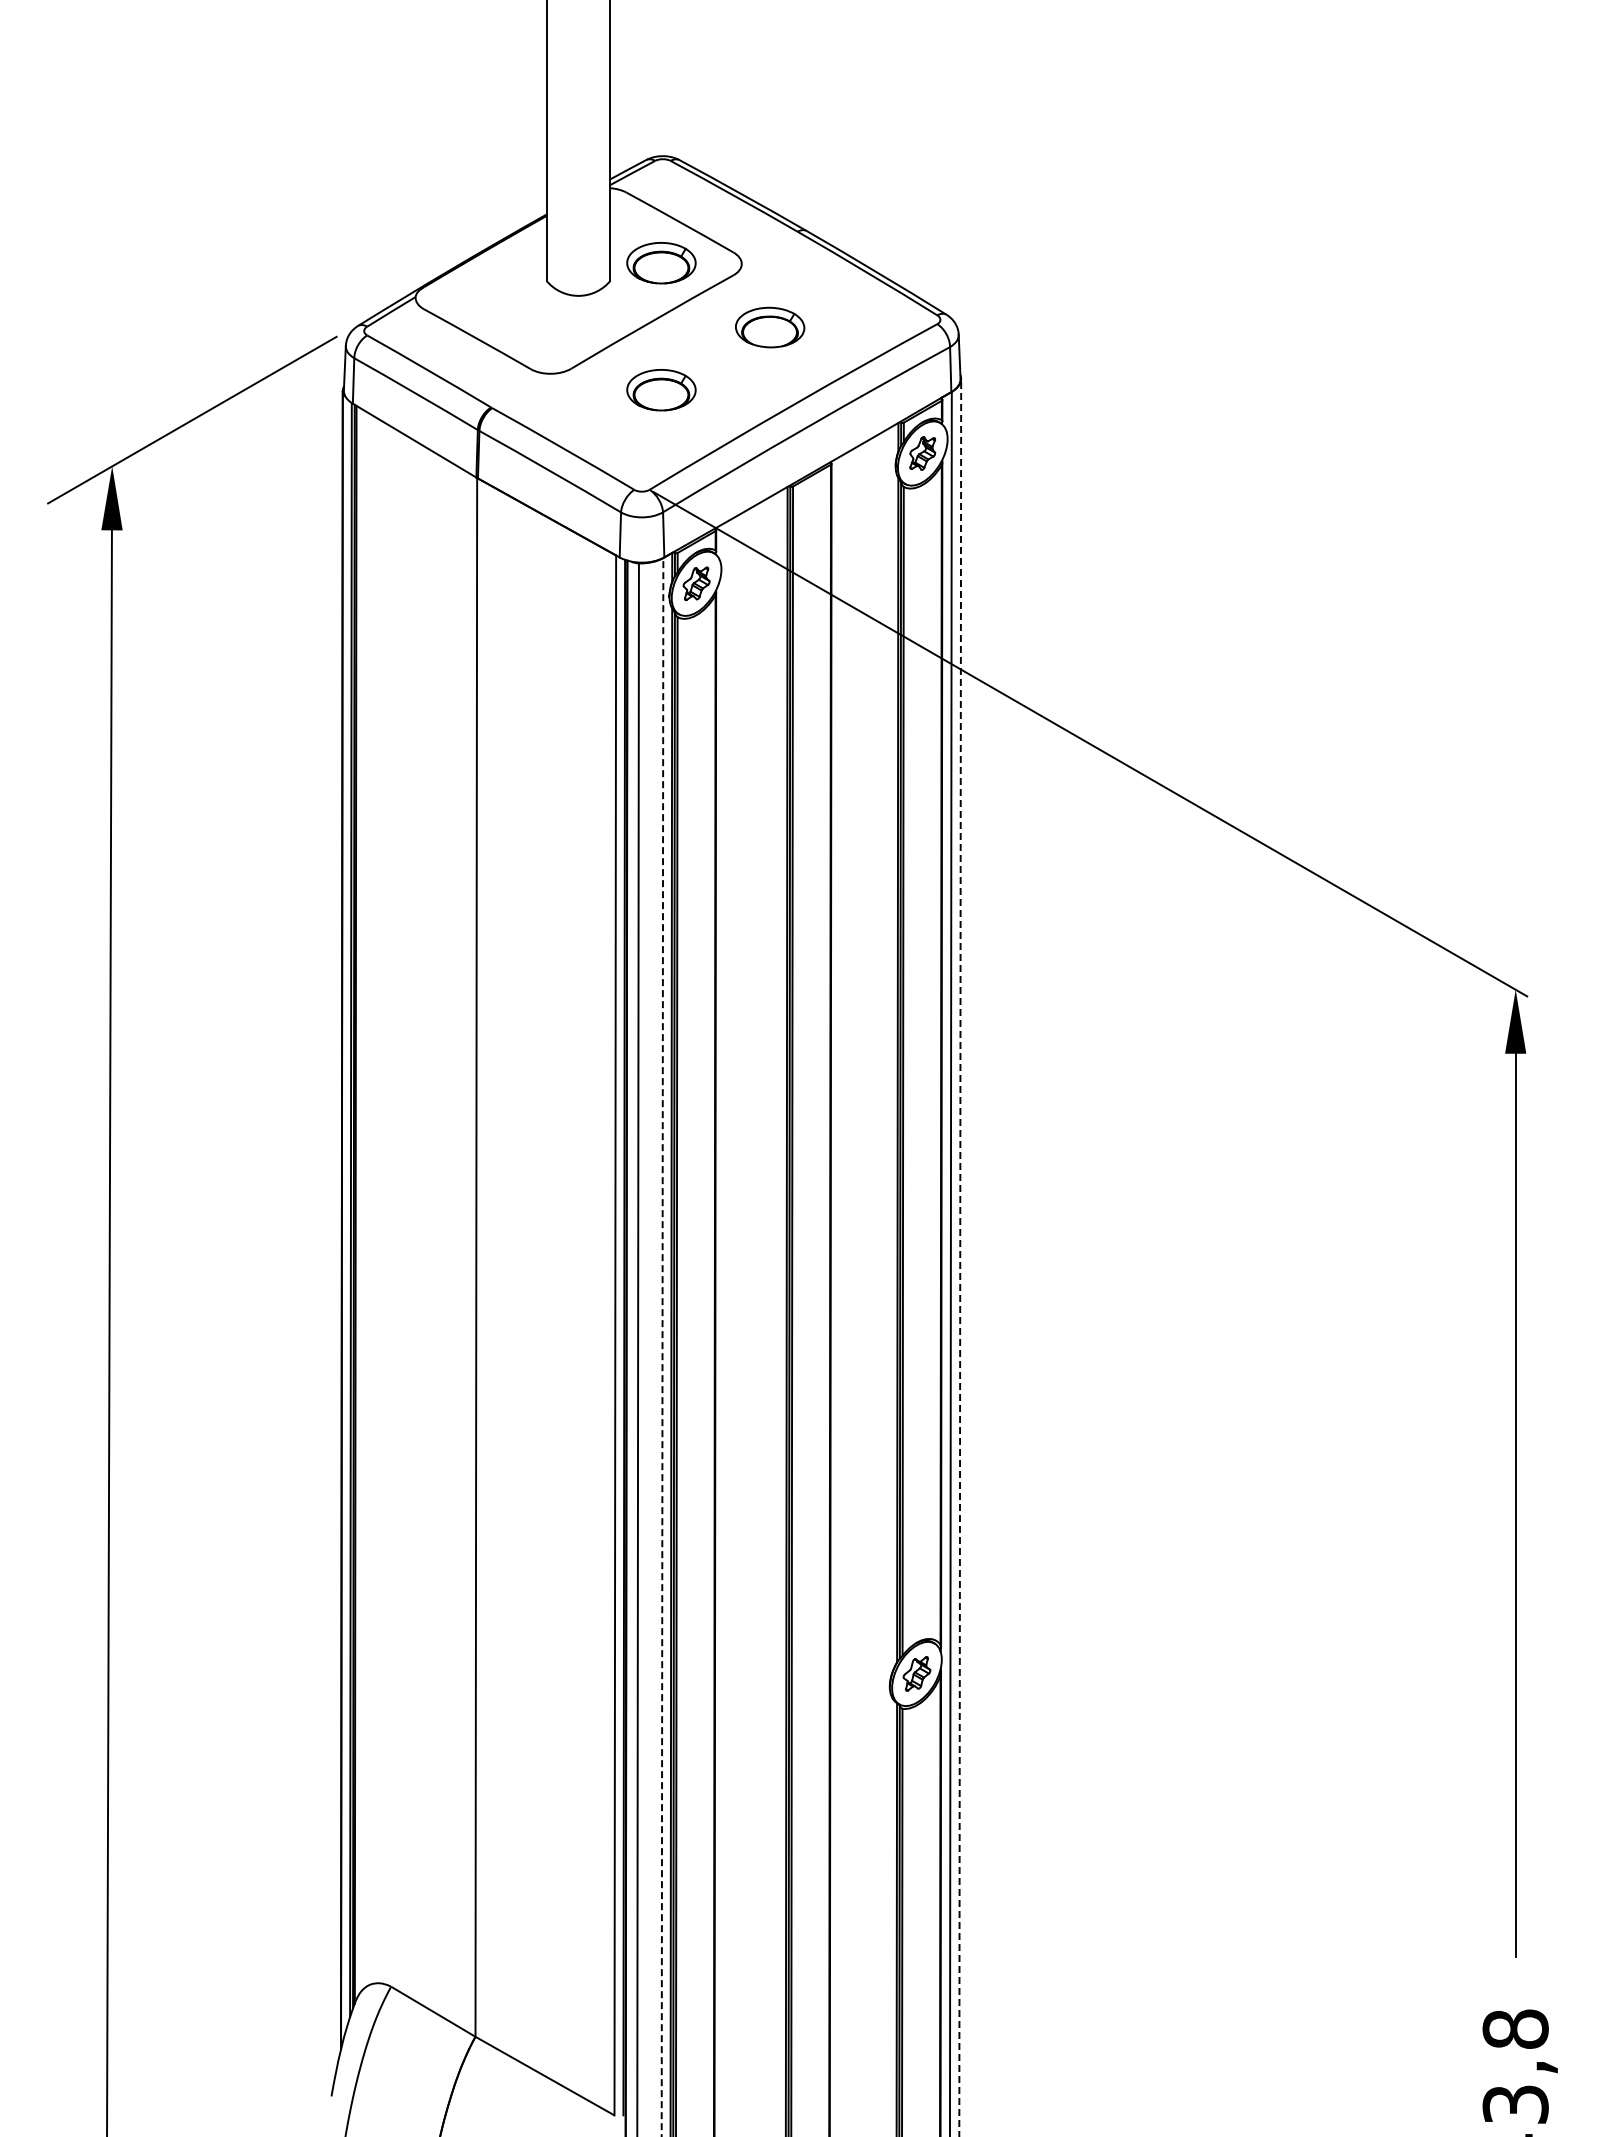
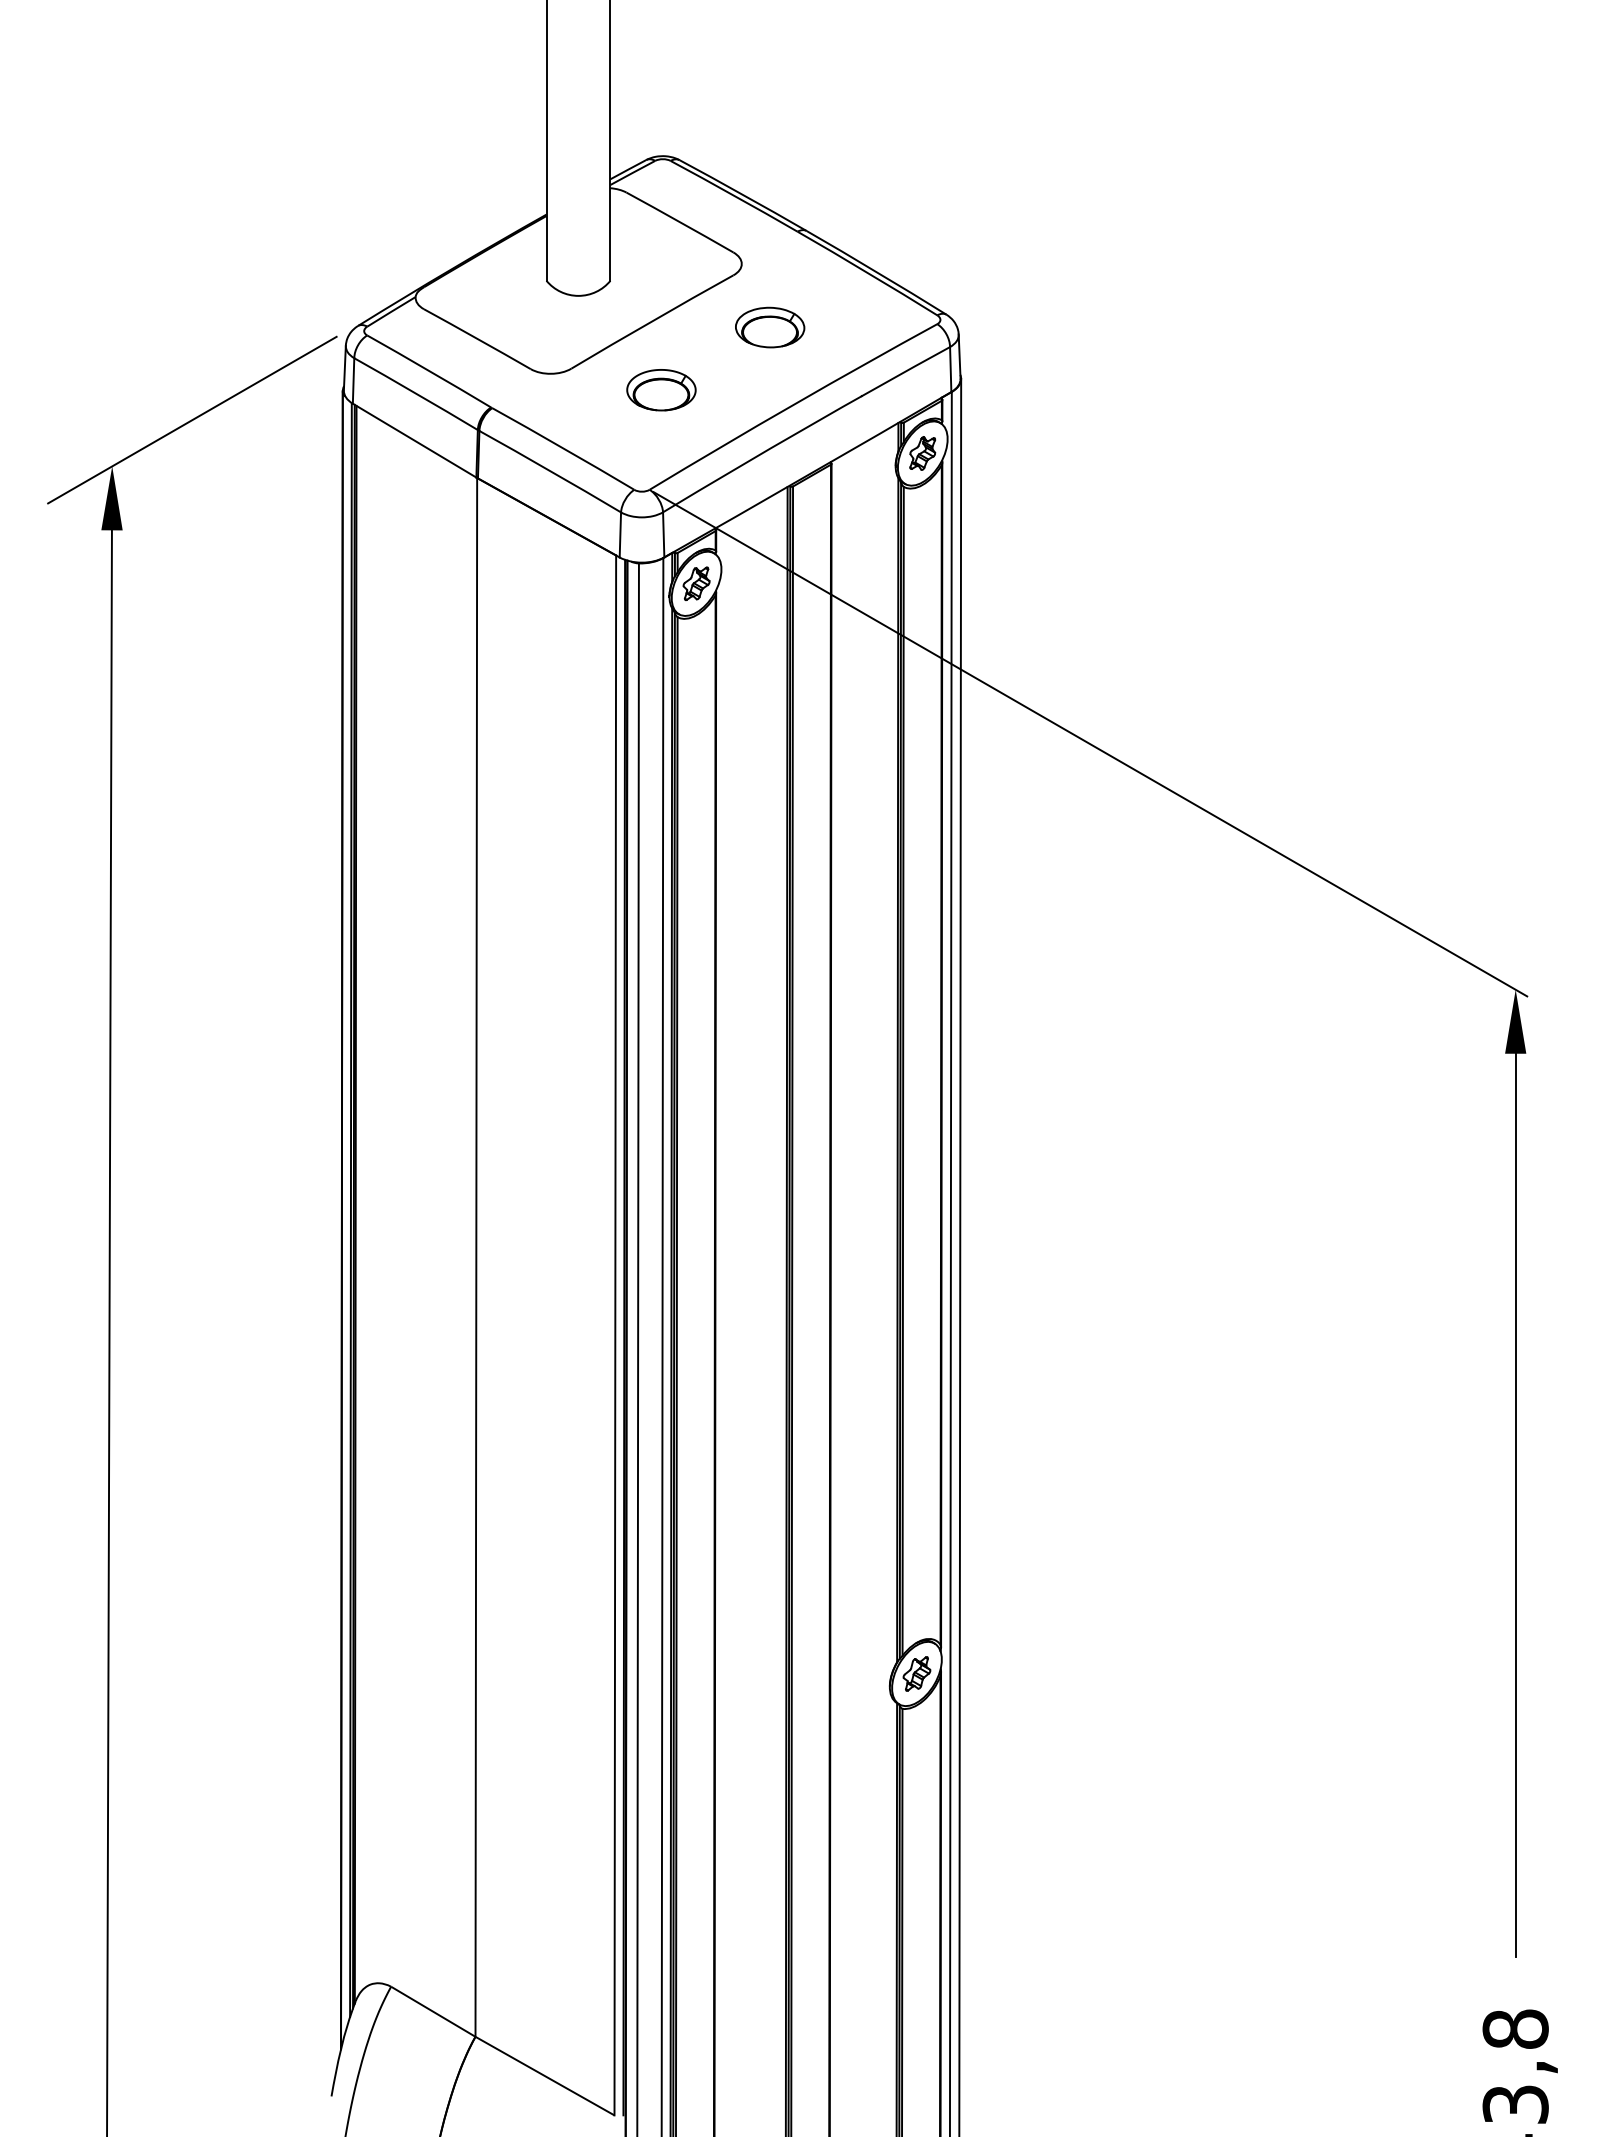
part: present -> none (661, 263)
line: dashed -> solid (960, 1257)
line: dashed -> solid (662, 1346)
